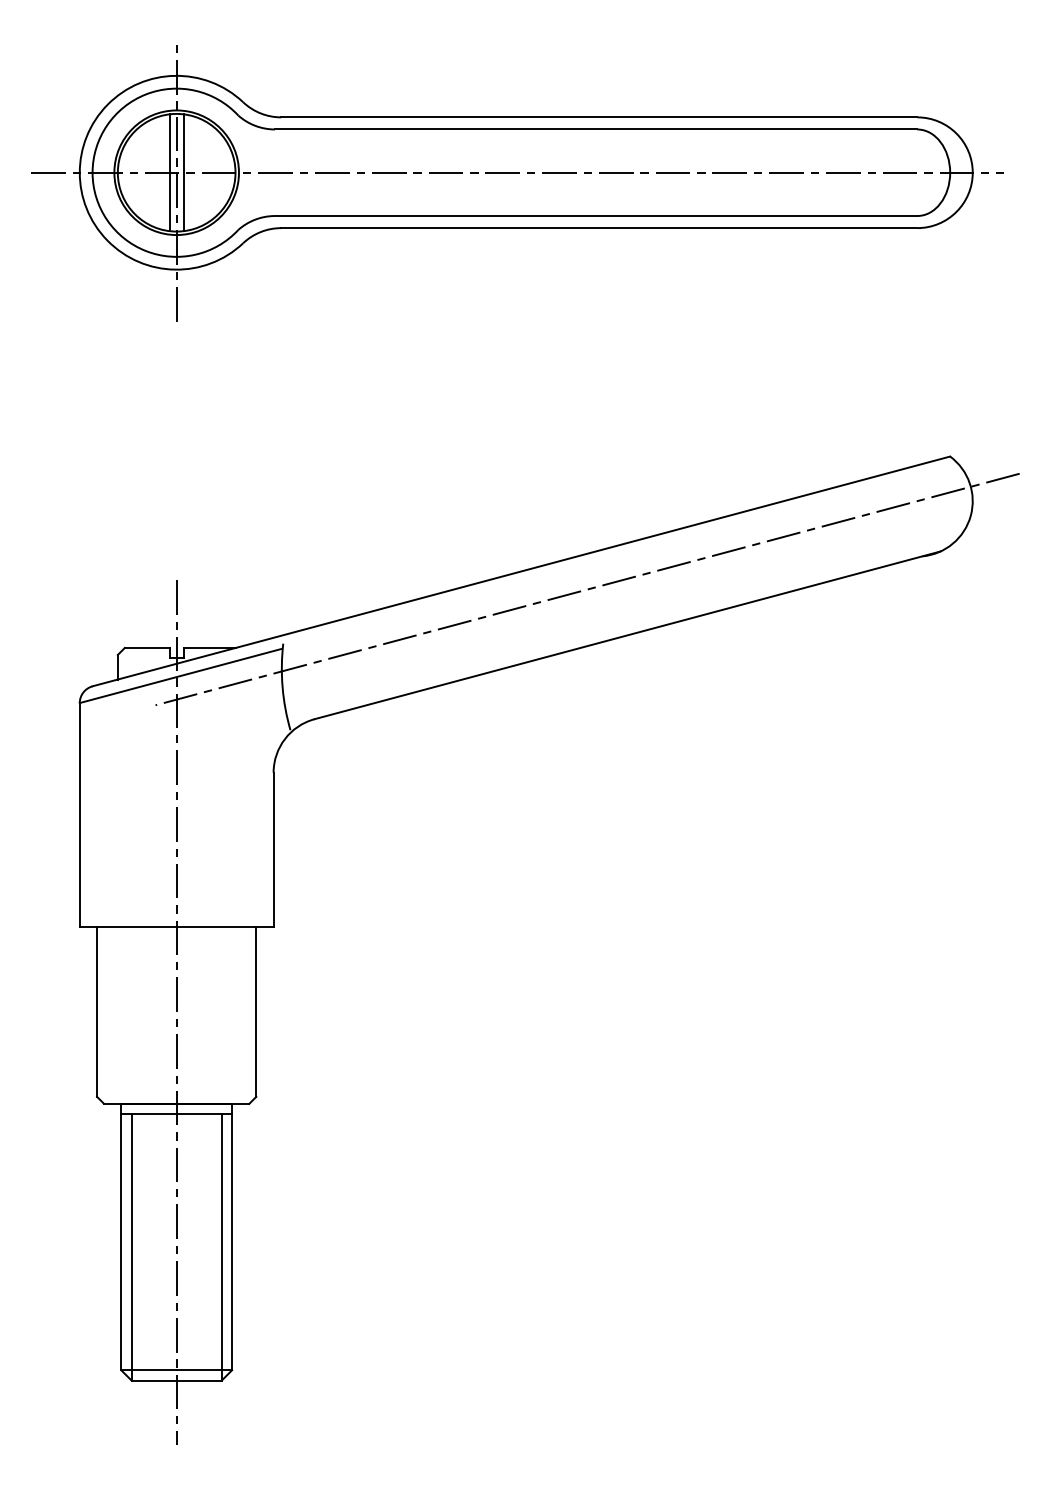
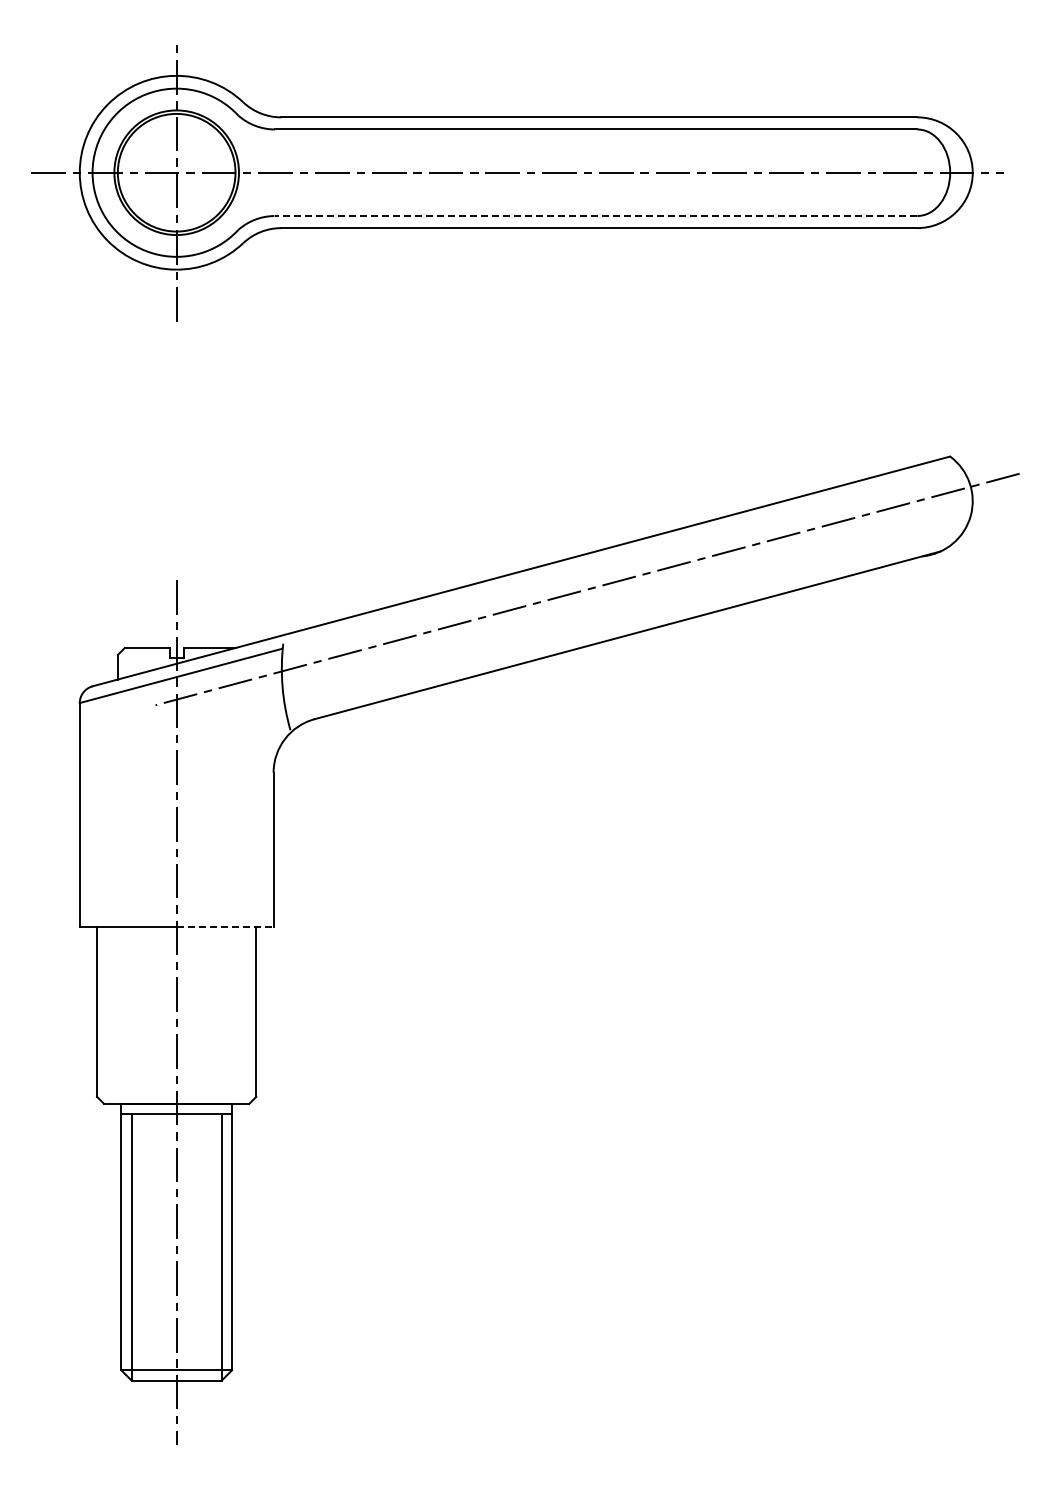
line: present -> none (169, 172)
line: present -> none (183, 172)
line: solid -> dashed (595, 216)
line: solid -> dashed (225, 927)
